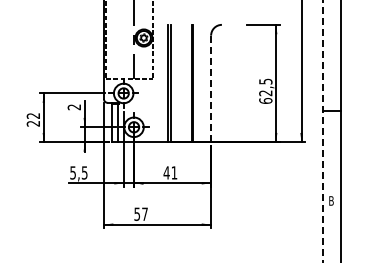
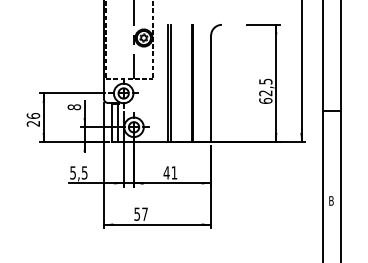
line: dashed -> solid (211, 89)
text: 2 -> 8 (74, 107)
text: 22 -> 26 (33, 115)
line: dashed -> solid (322, 131)
